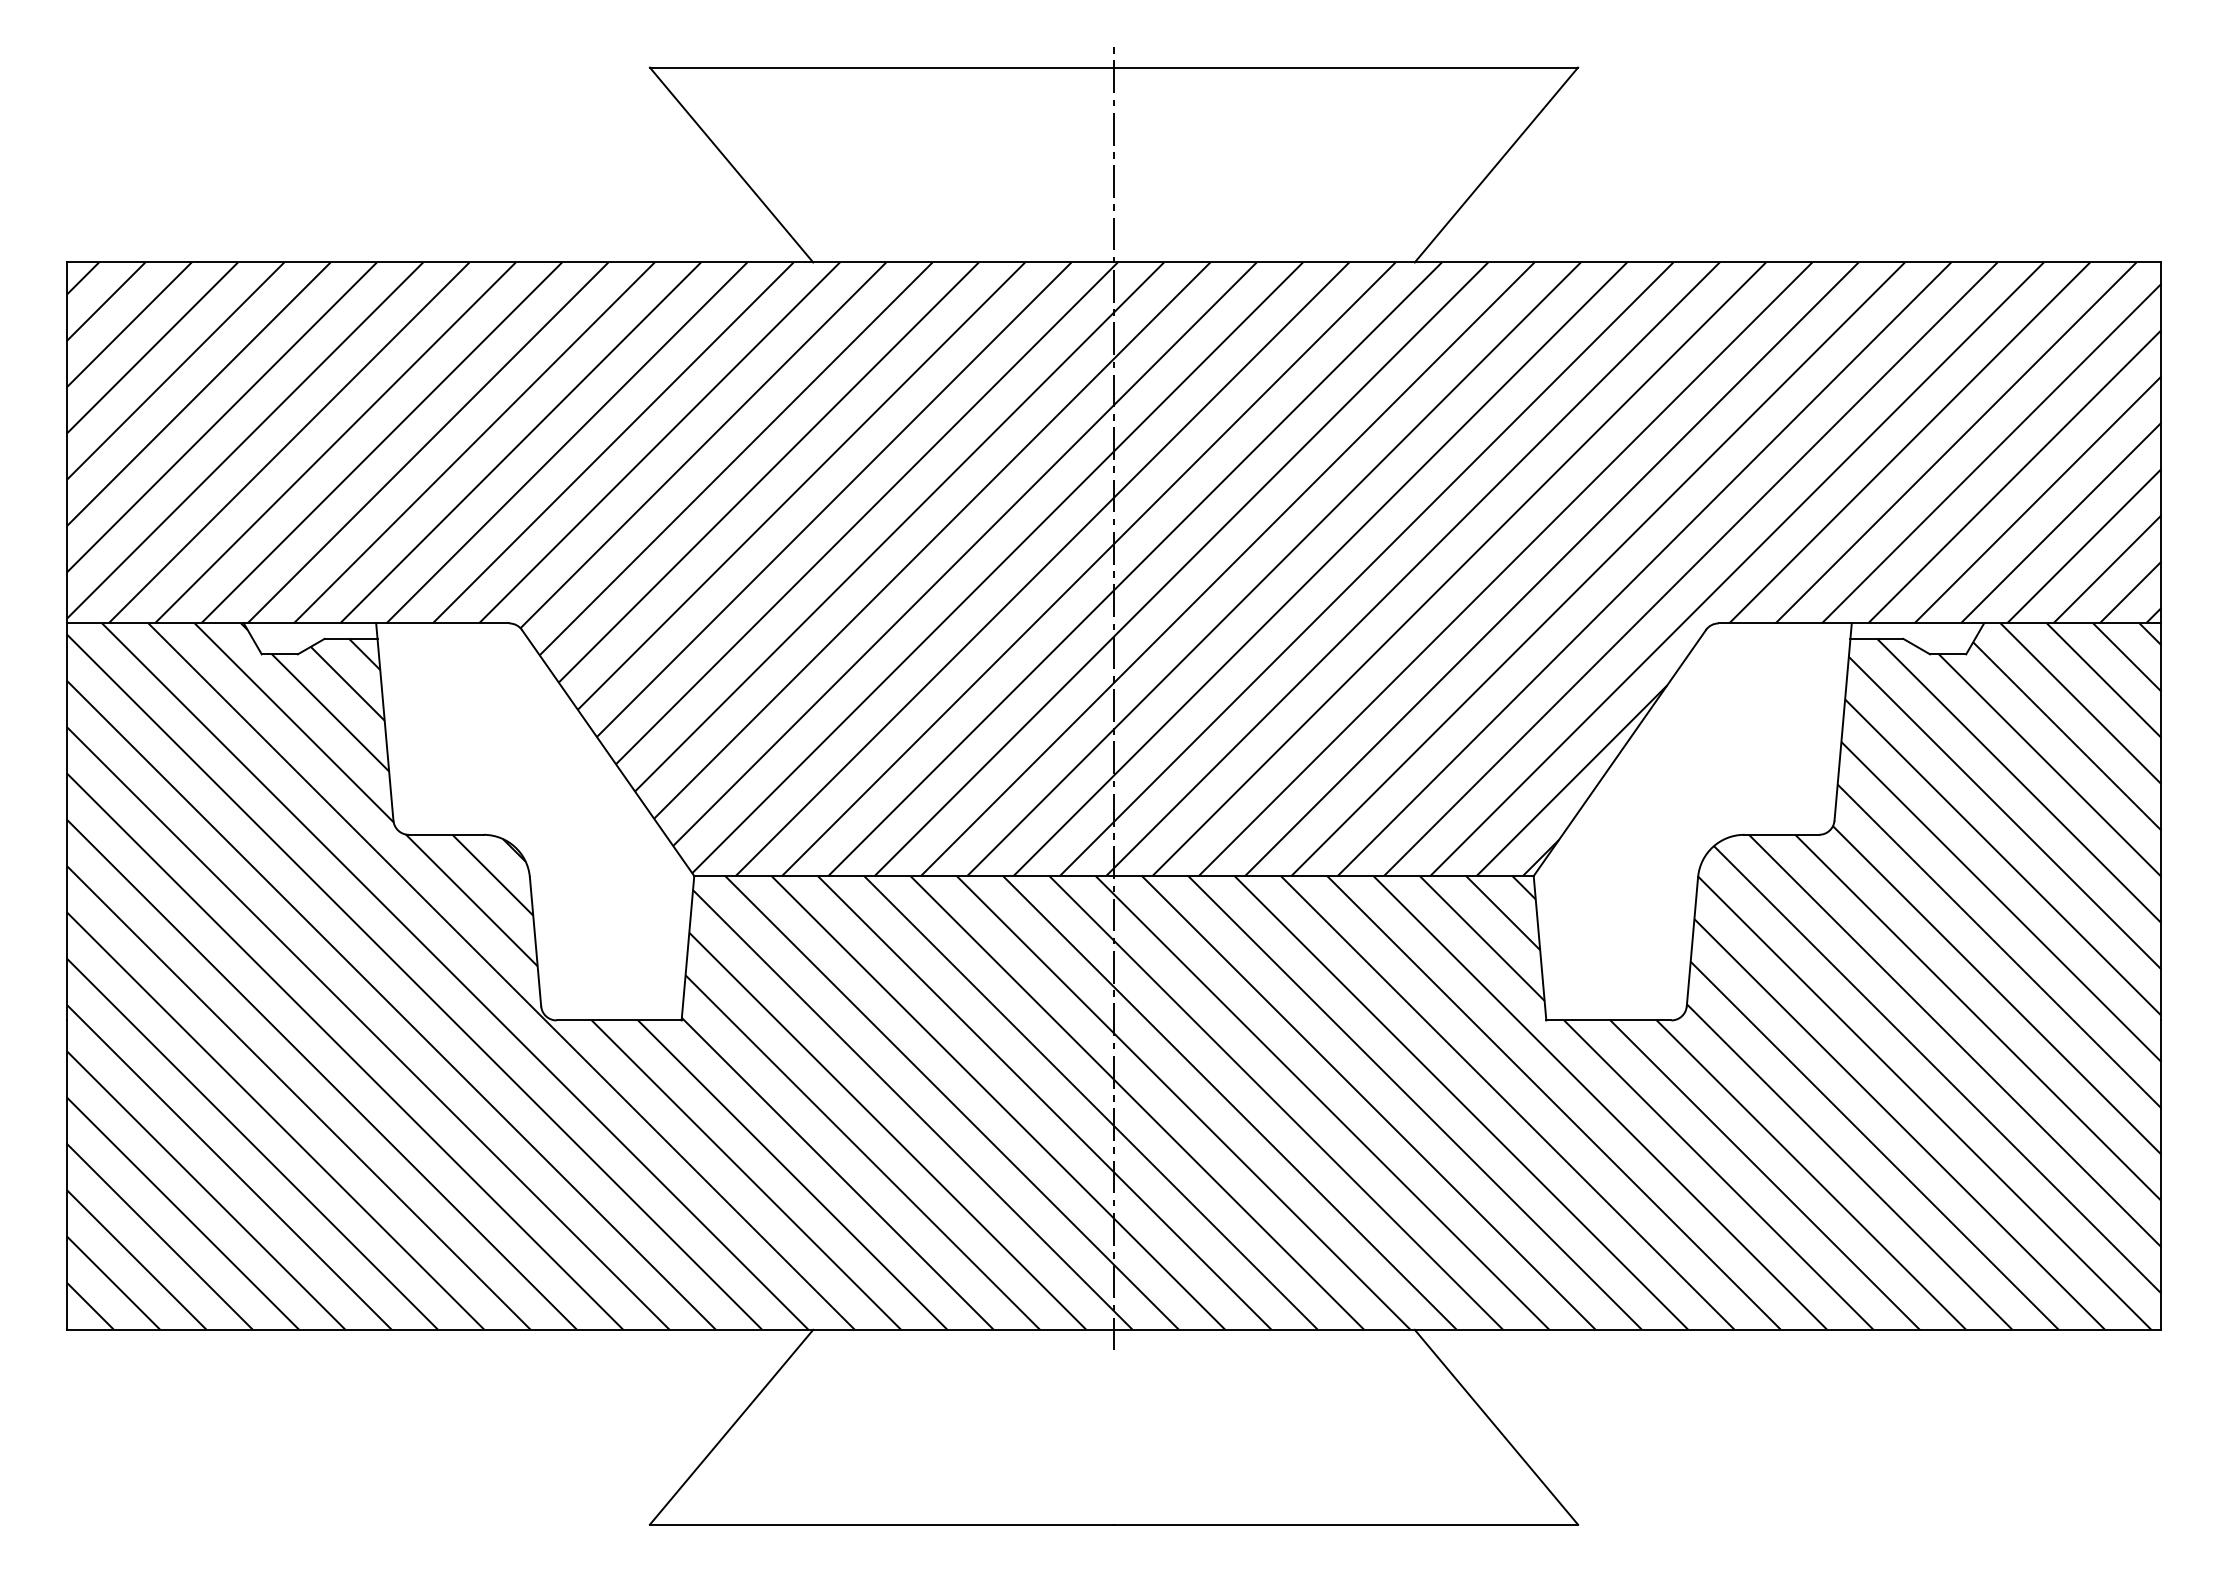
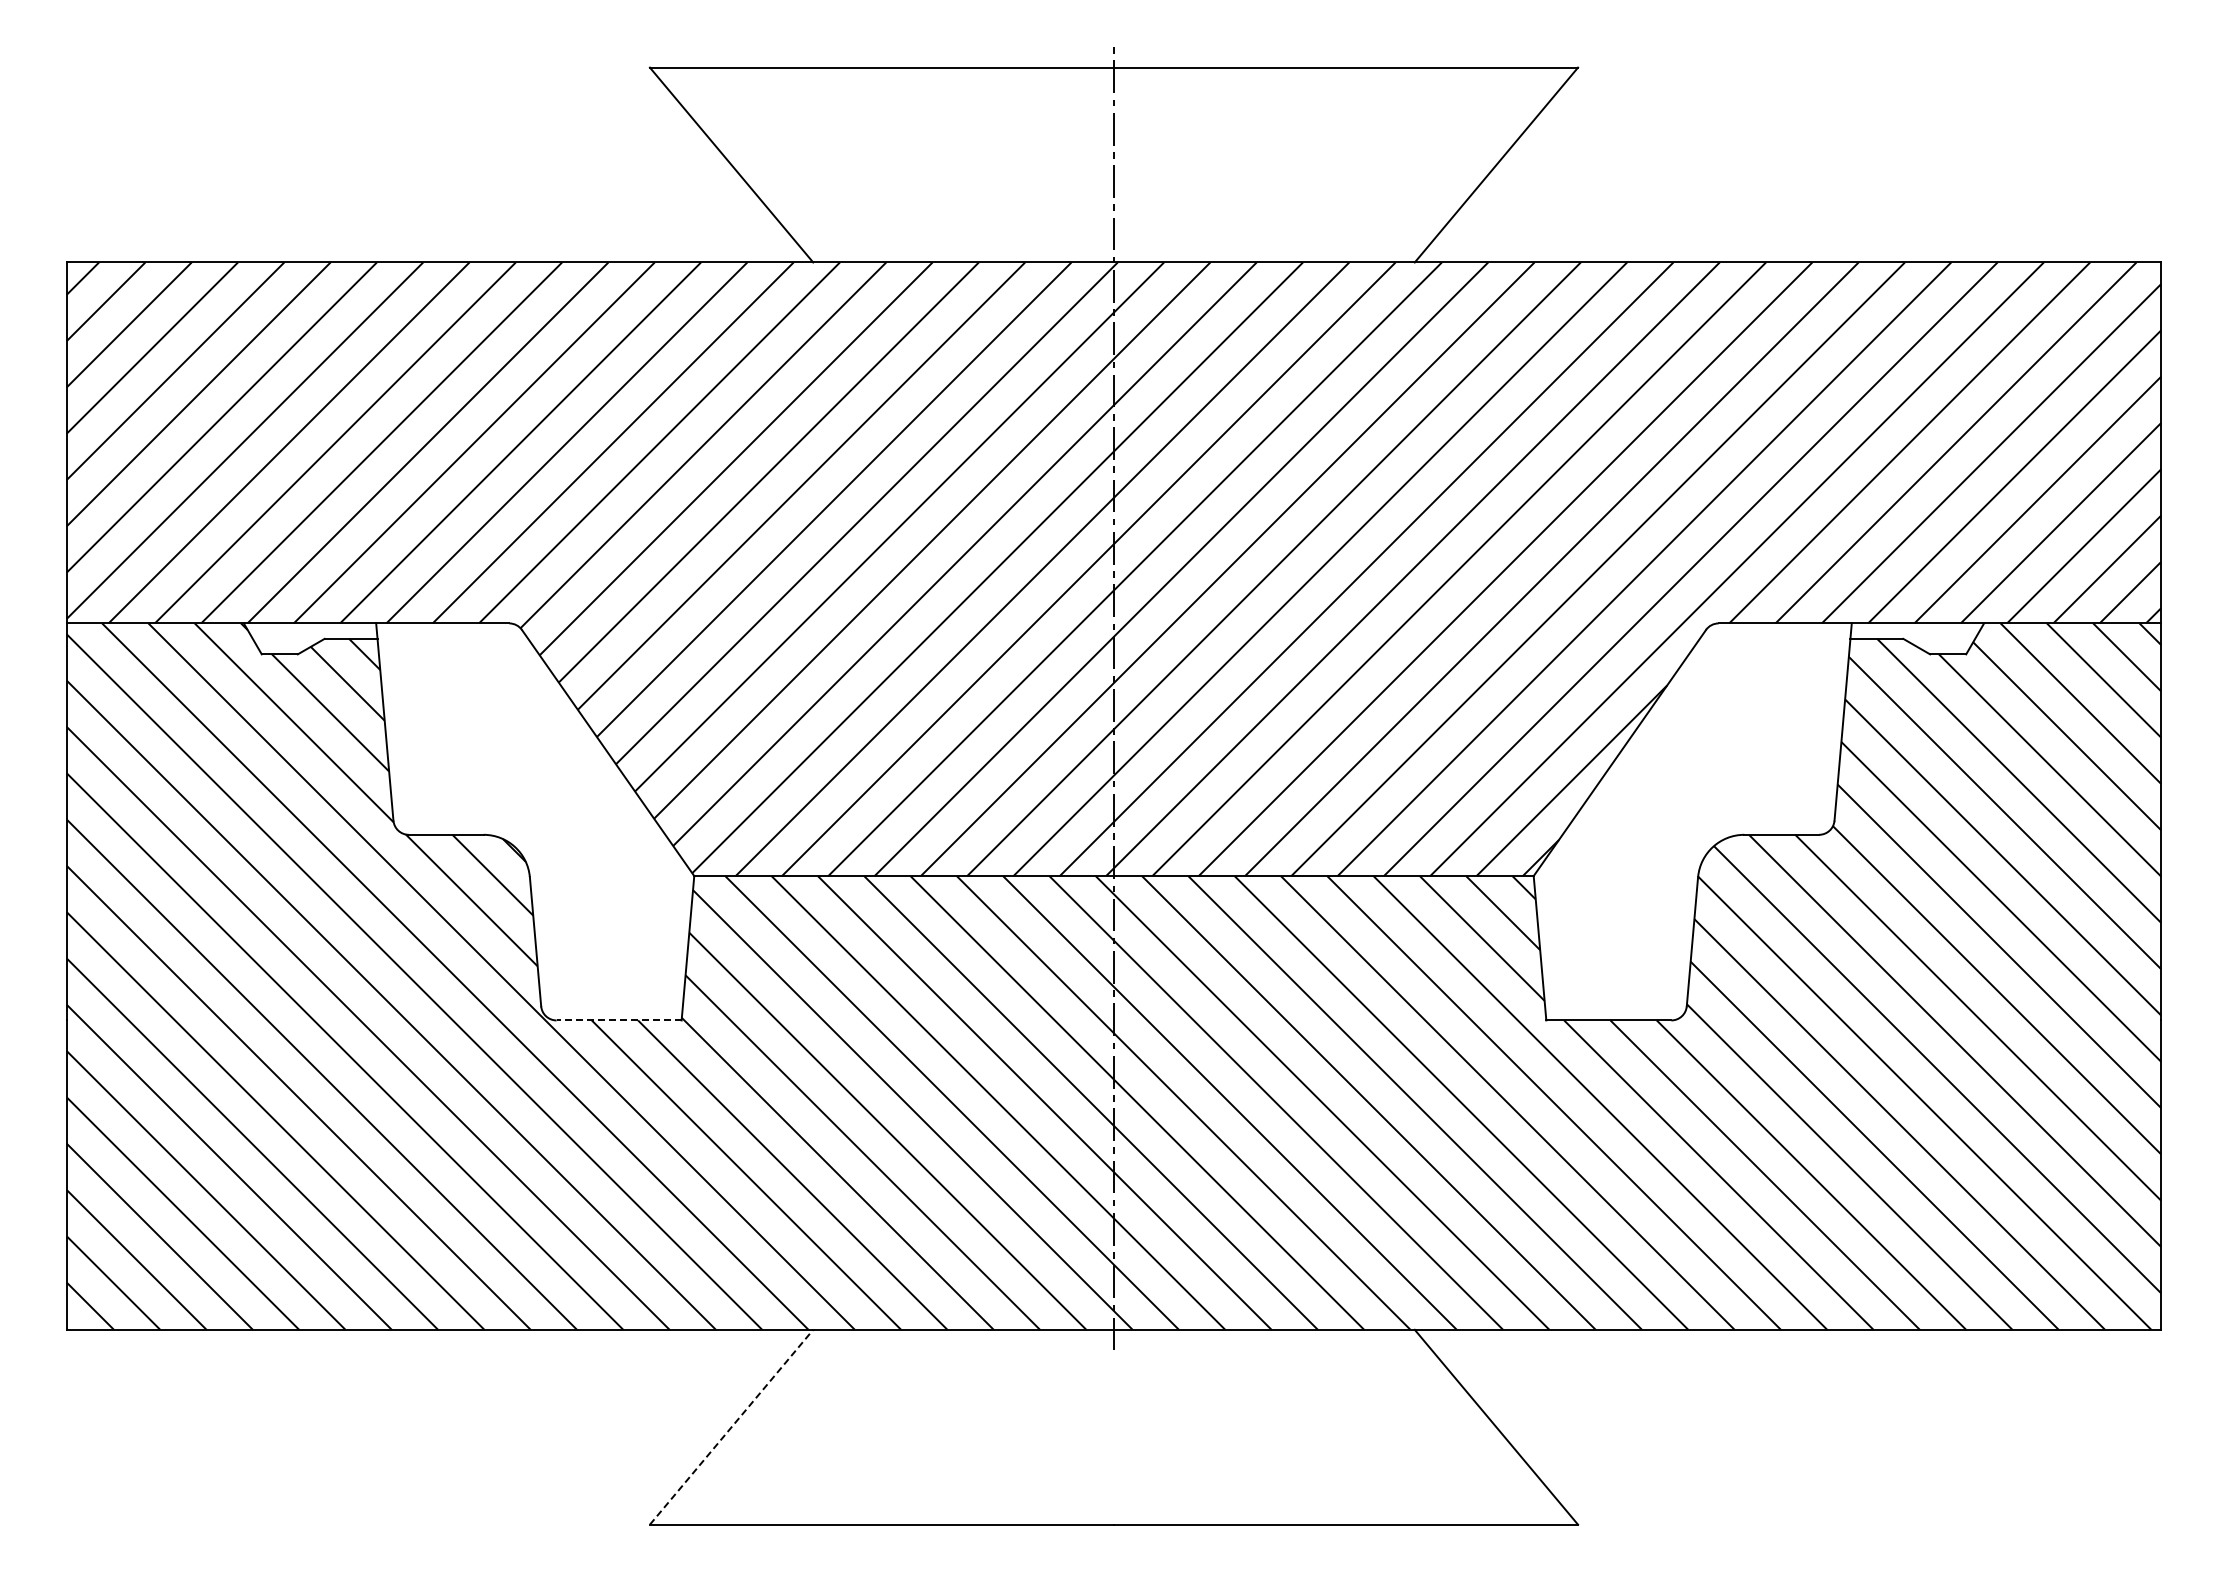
line: solid -> dashed (619, 1020)
line: solid -> dashed (731, 1426)
